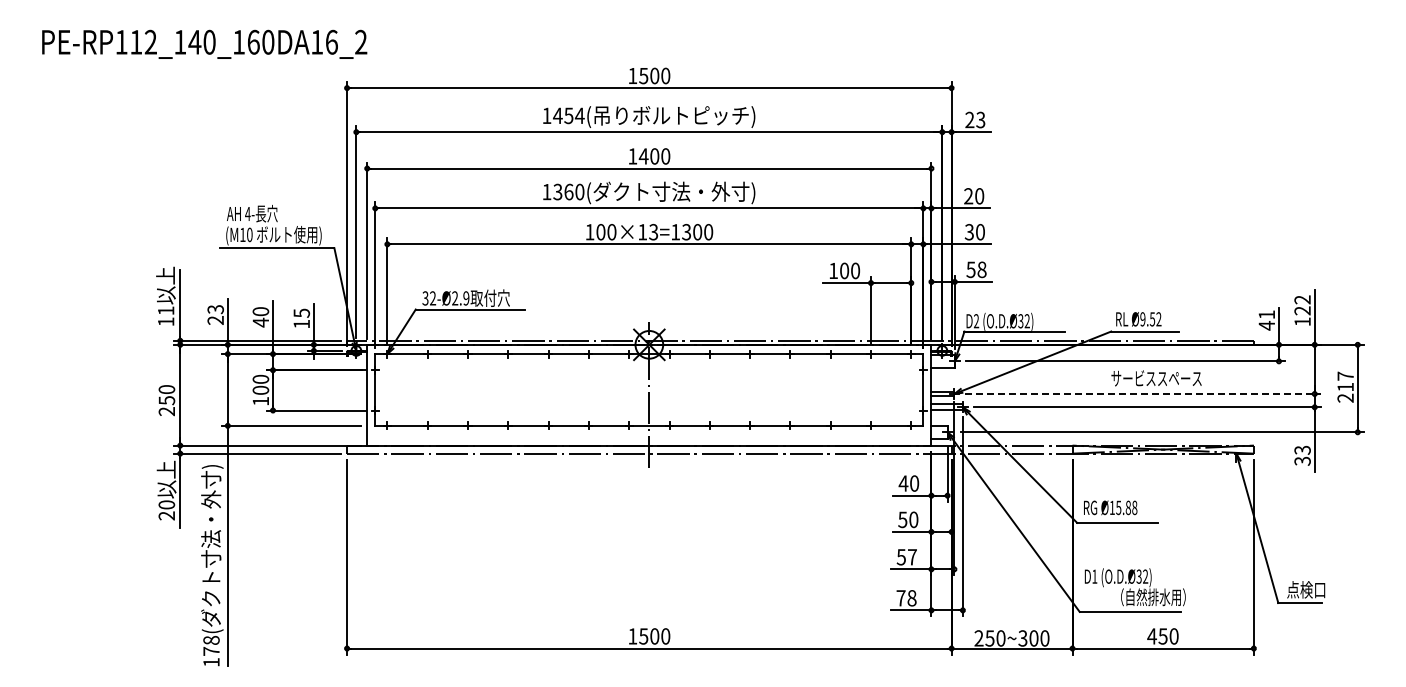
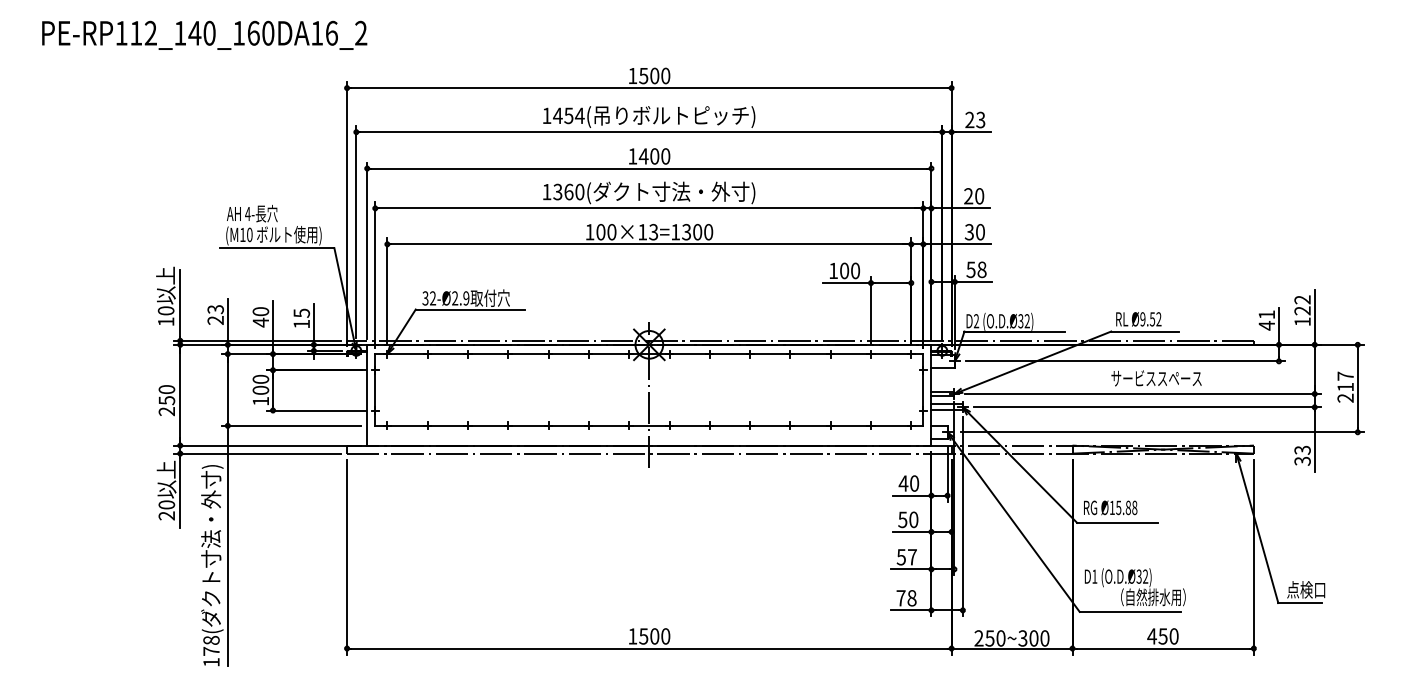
text position: (204, 43) -> (204, 34) (204, 34)
text: 11 -> 10 (165, 310)
line: dashed -> solid (1142, 394)
